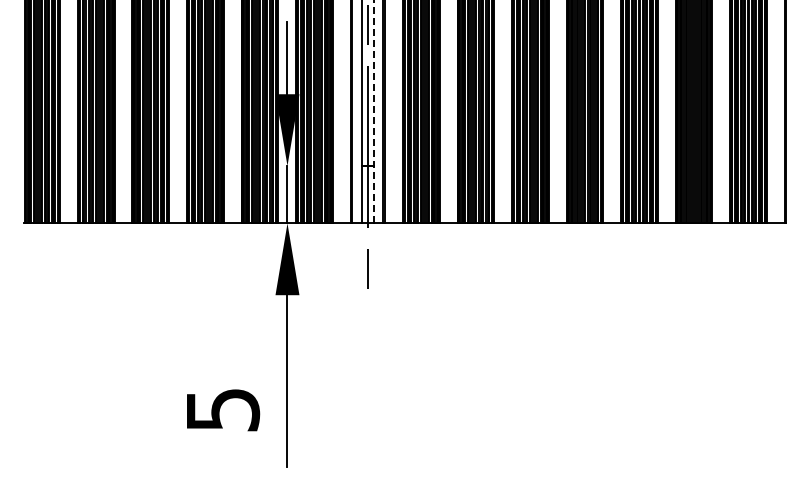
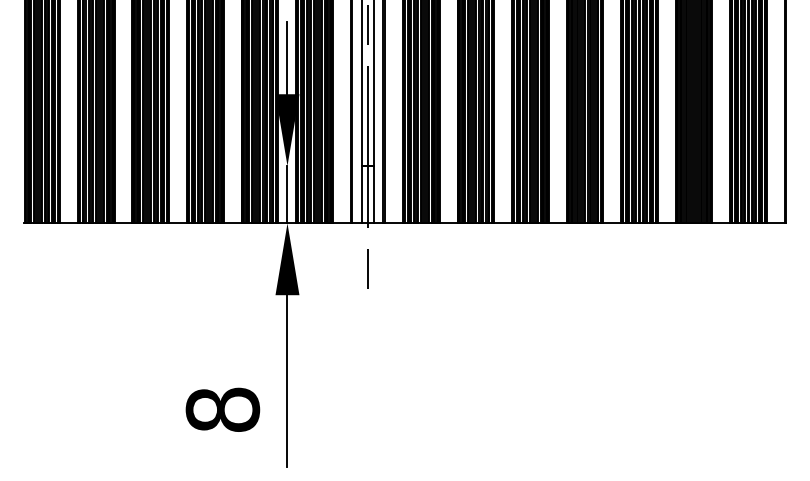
line: dashed -> solid (373, 111)
text: 5 -> 8 (222, 409)
